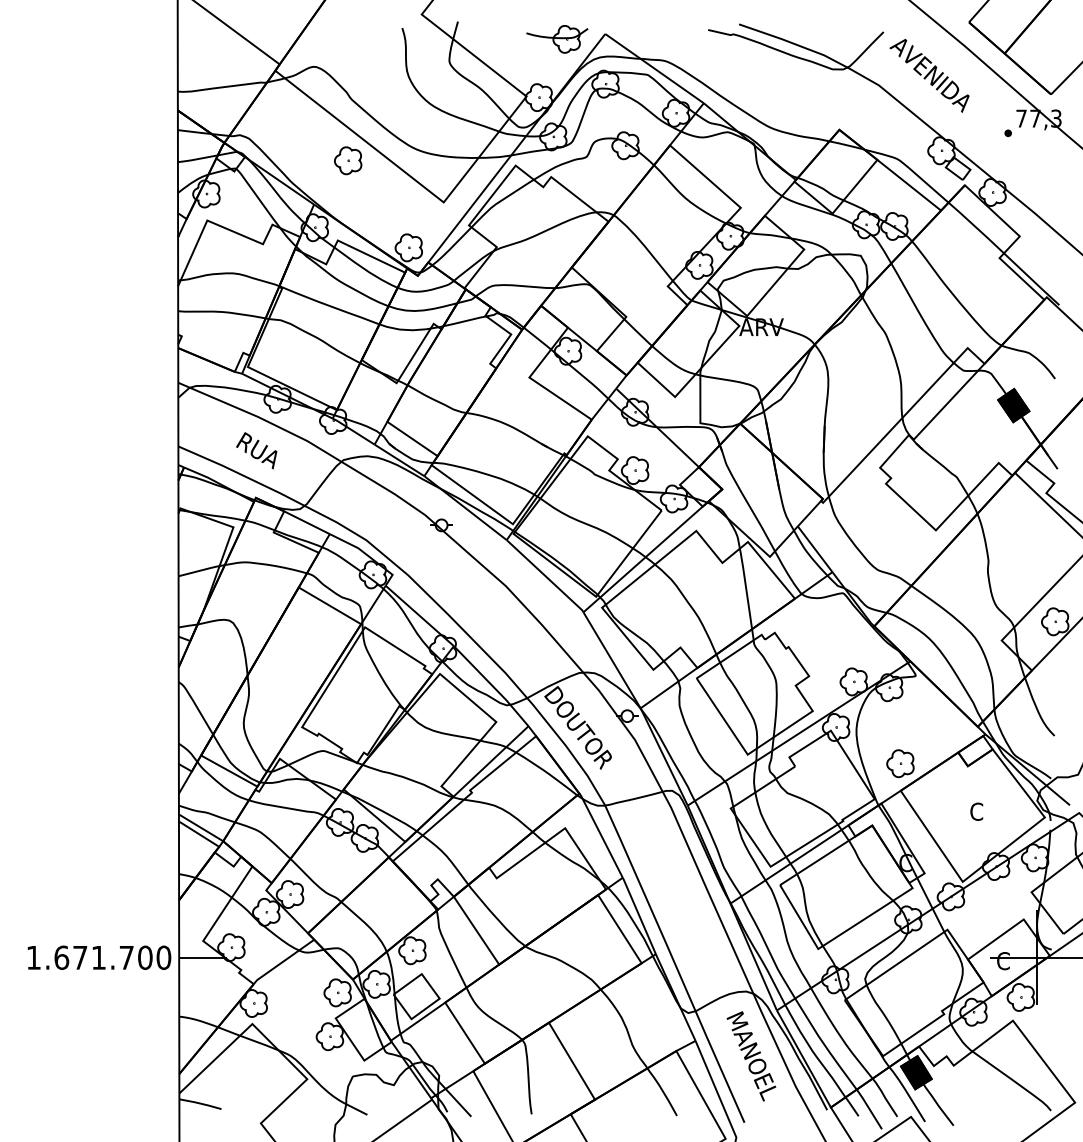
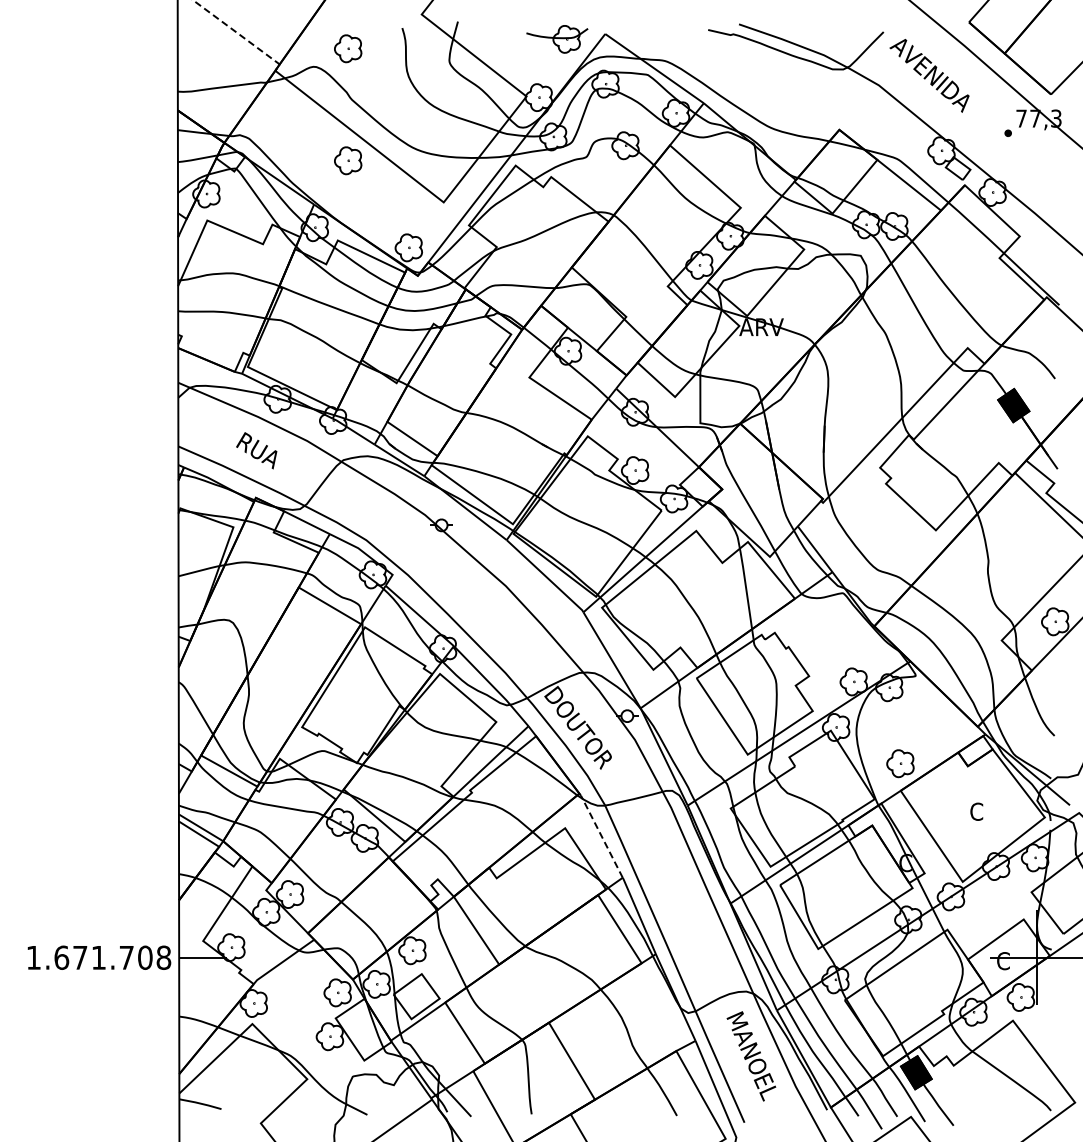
line: solid -> dashed (240, 35)
part: none -> present (348, 48)
line: solid -> dashed (600, 834)
text: 1.671.700 -> 1.671.708 (163, 957)
